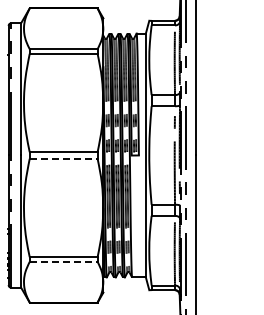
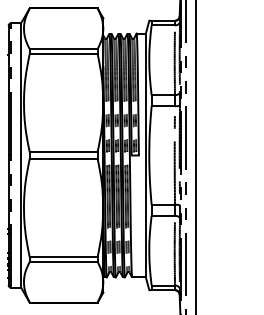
line: dashed -> solid (63, 158)
line: dashed -> solid (63, 261)
